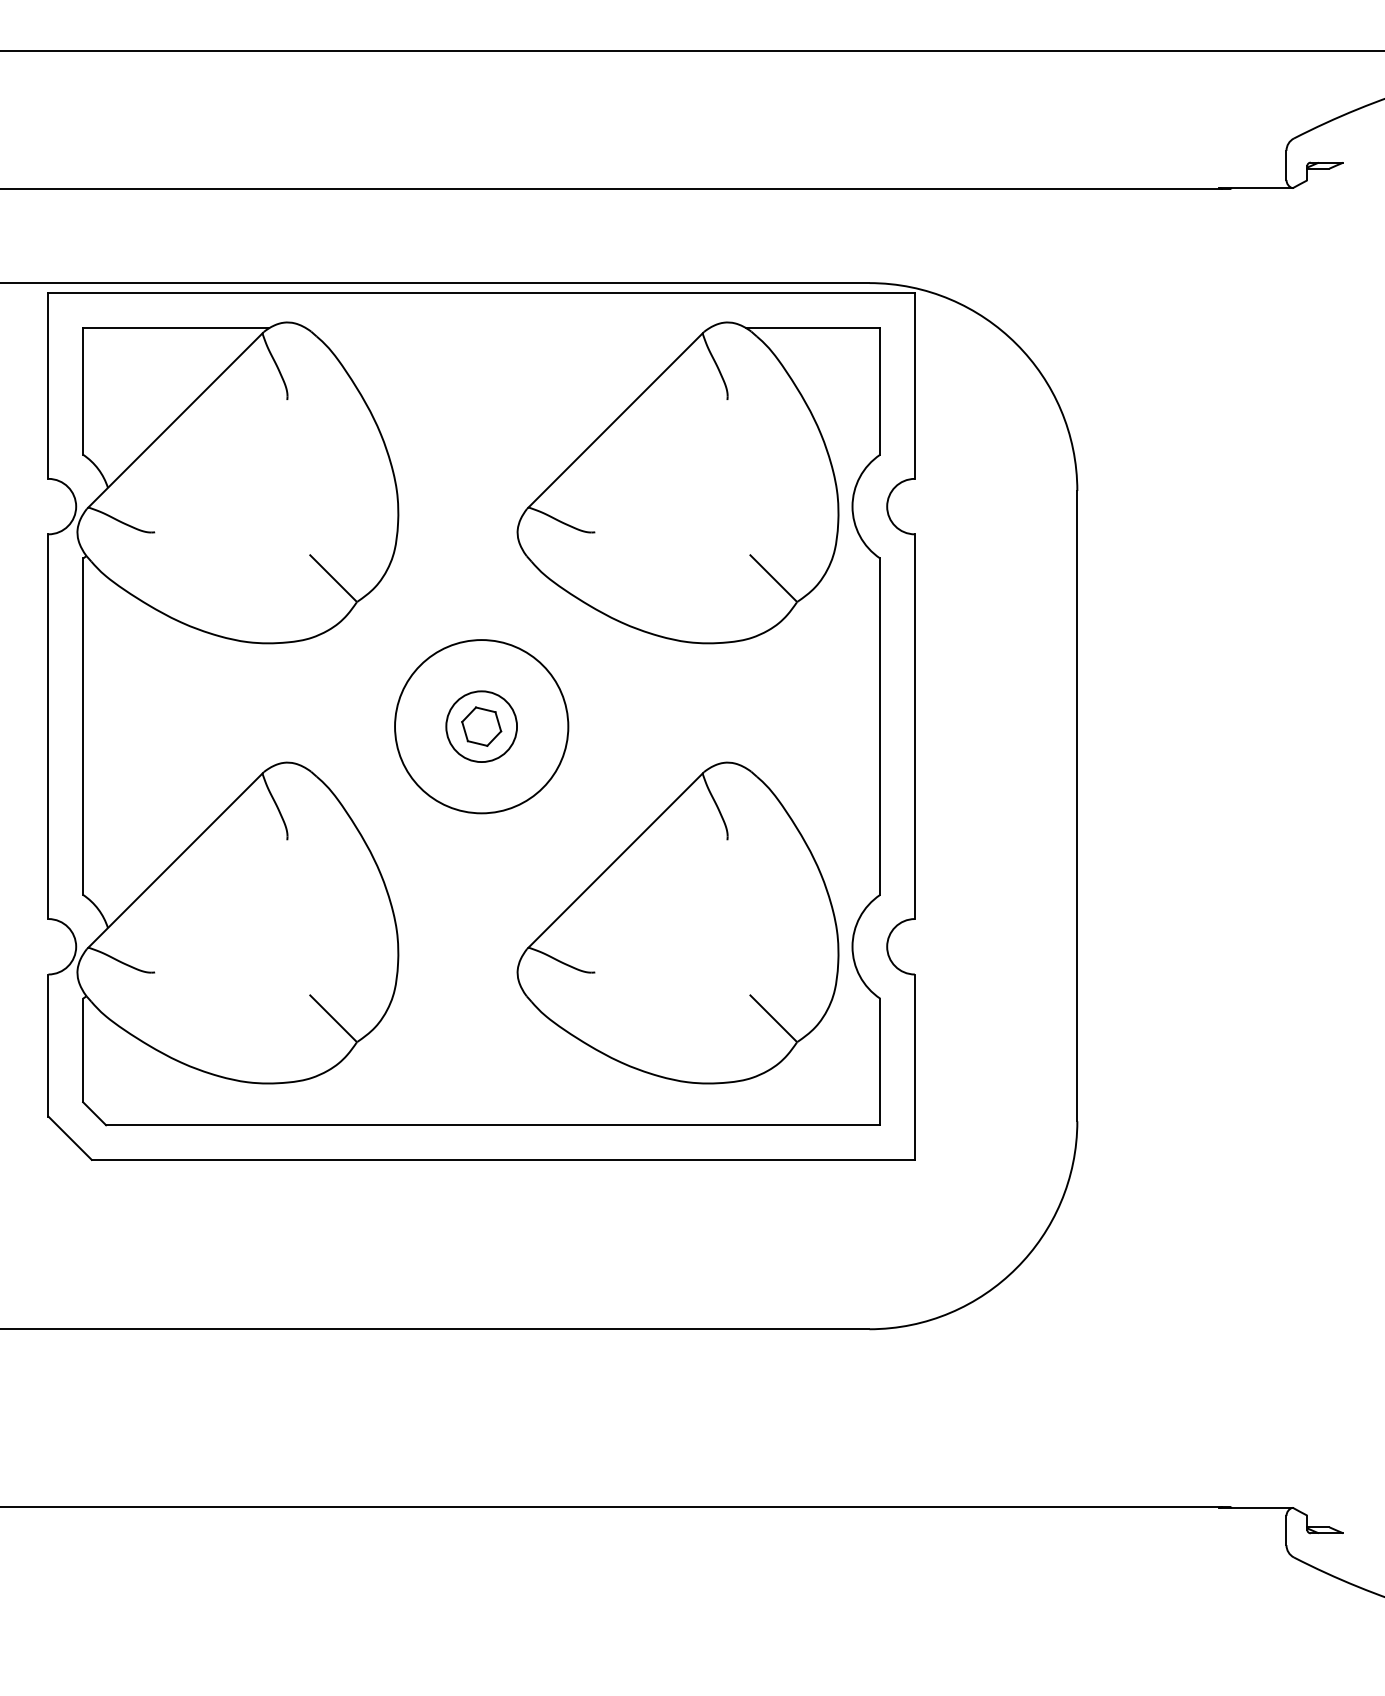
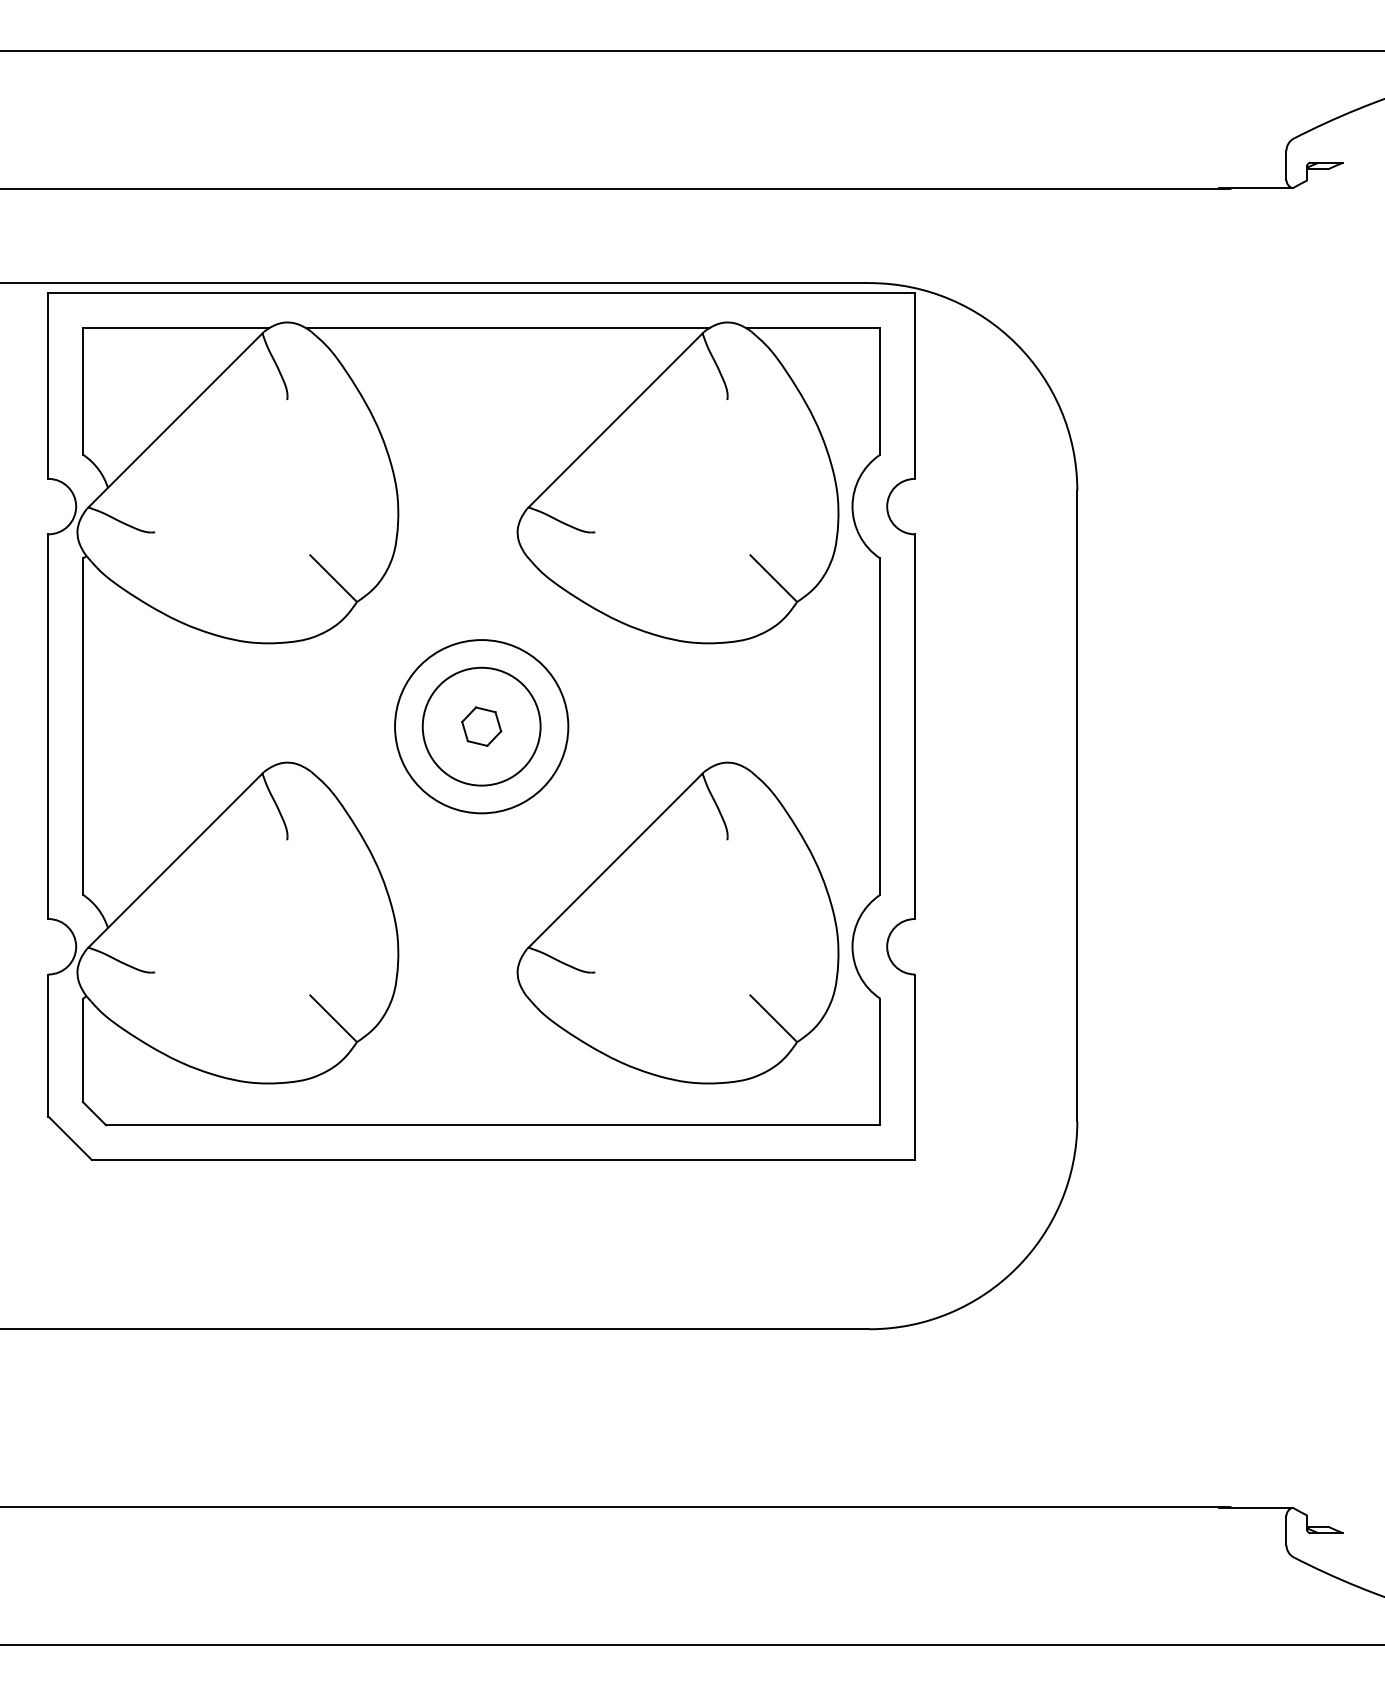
line: none -> present (507, 328)
circle diameter: 71 px -> 118 px (481, 726)
line: none -> present (691, 1645)
